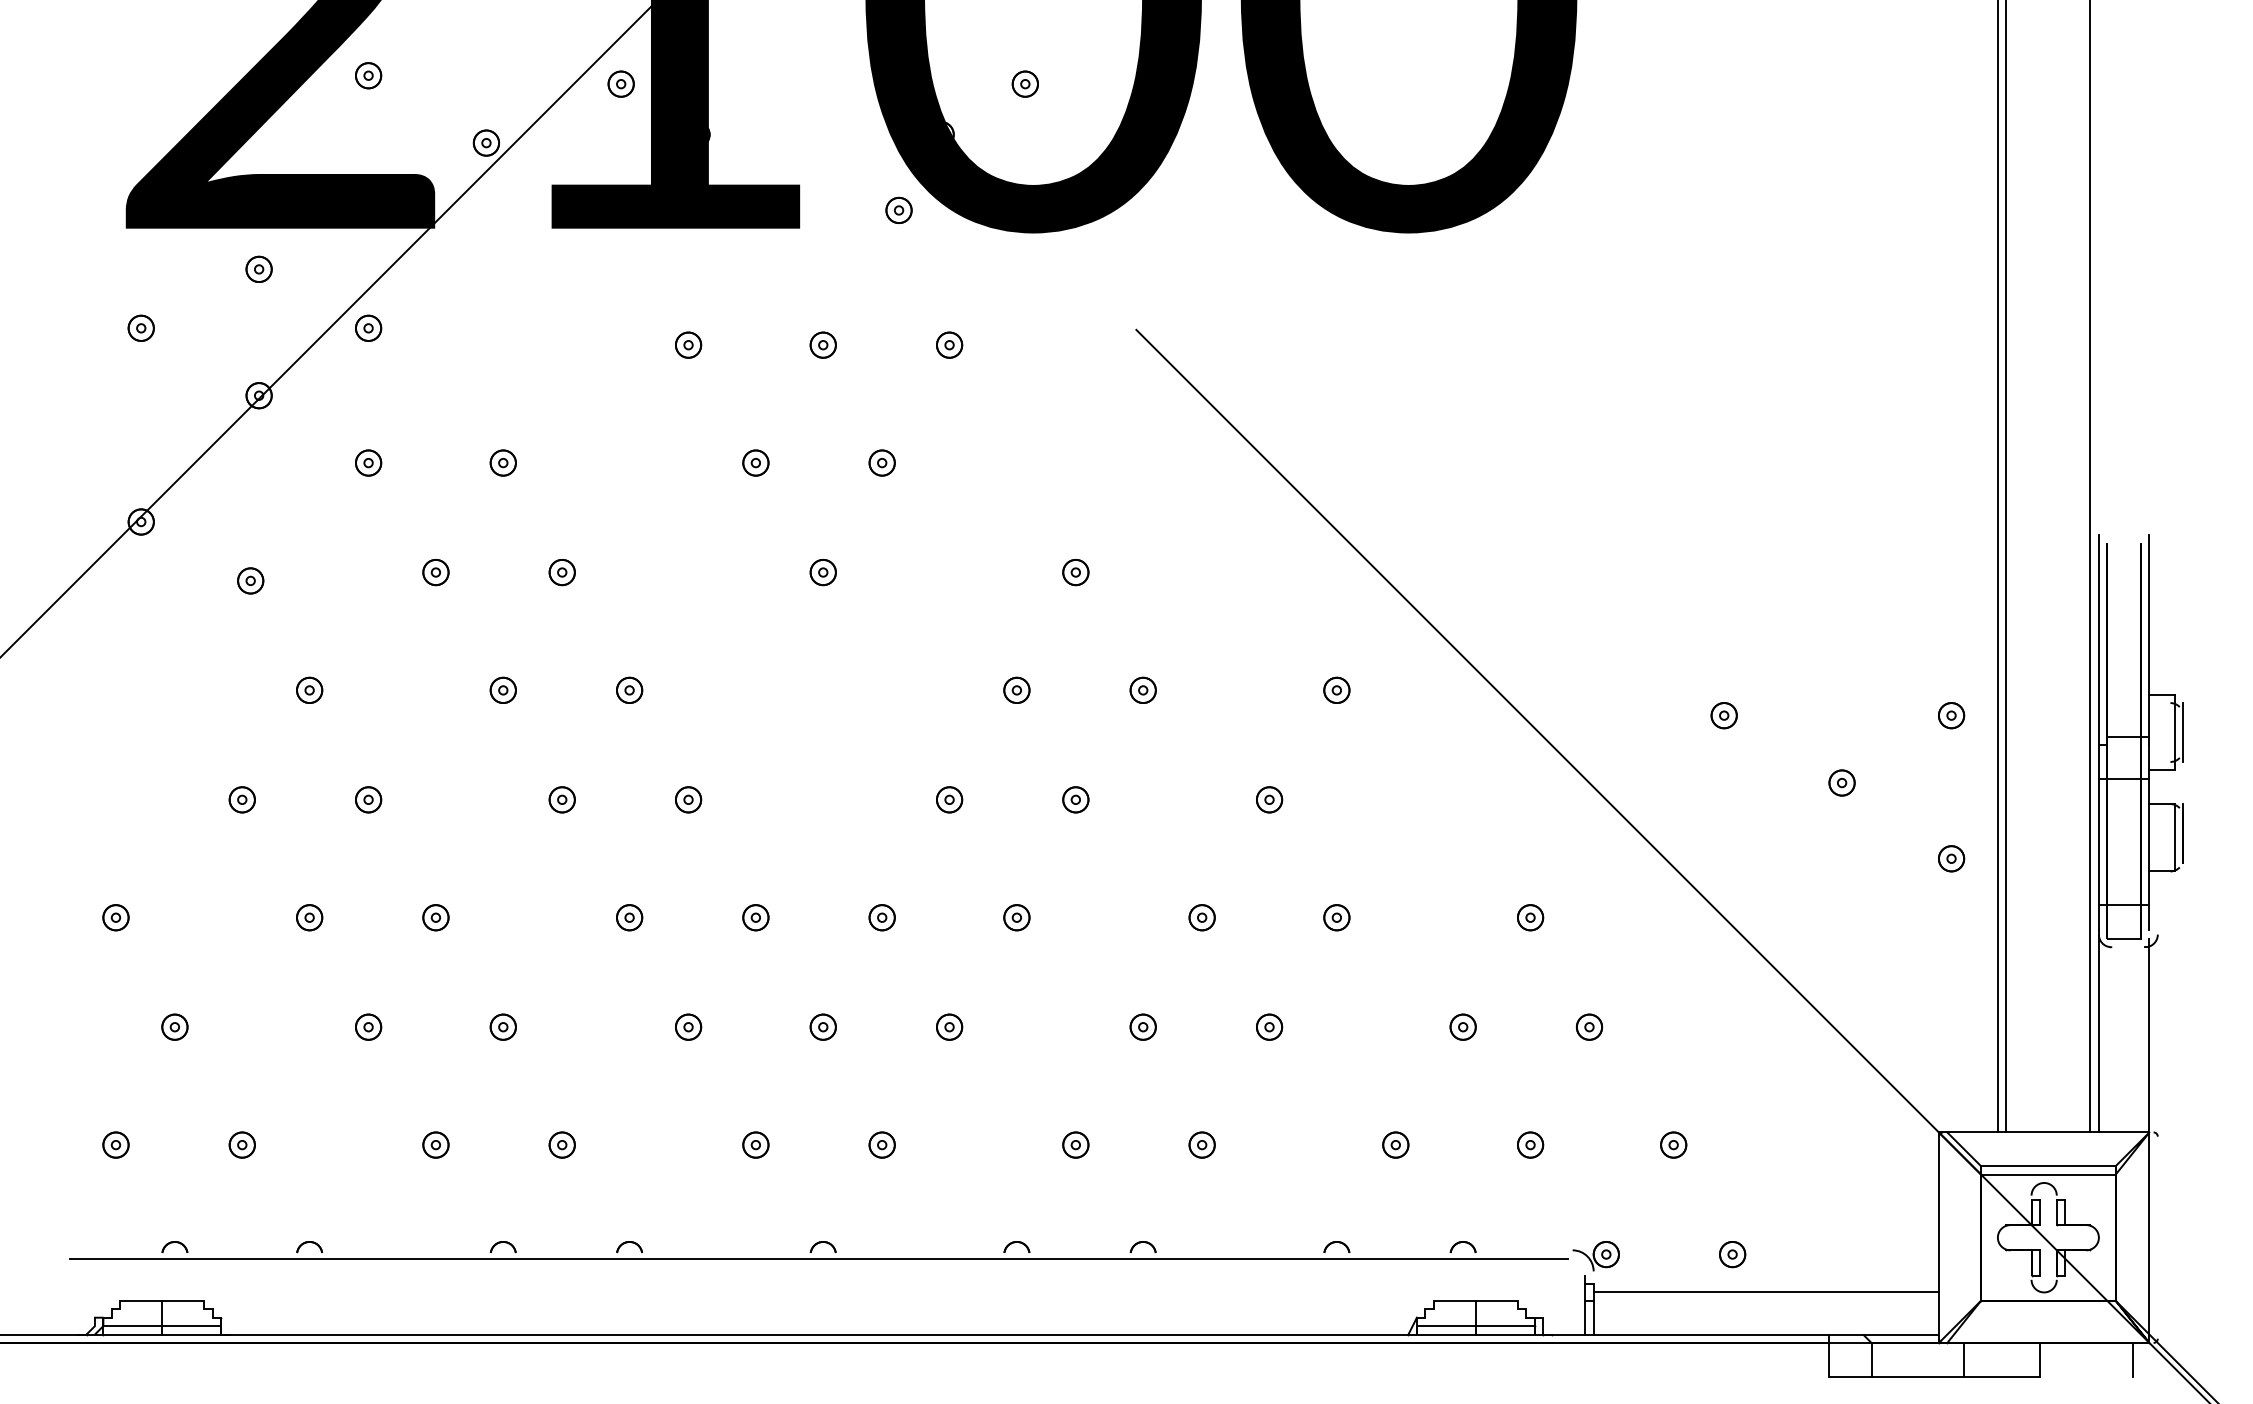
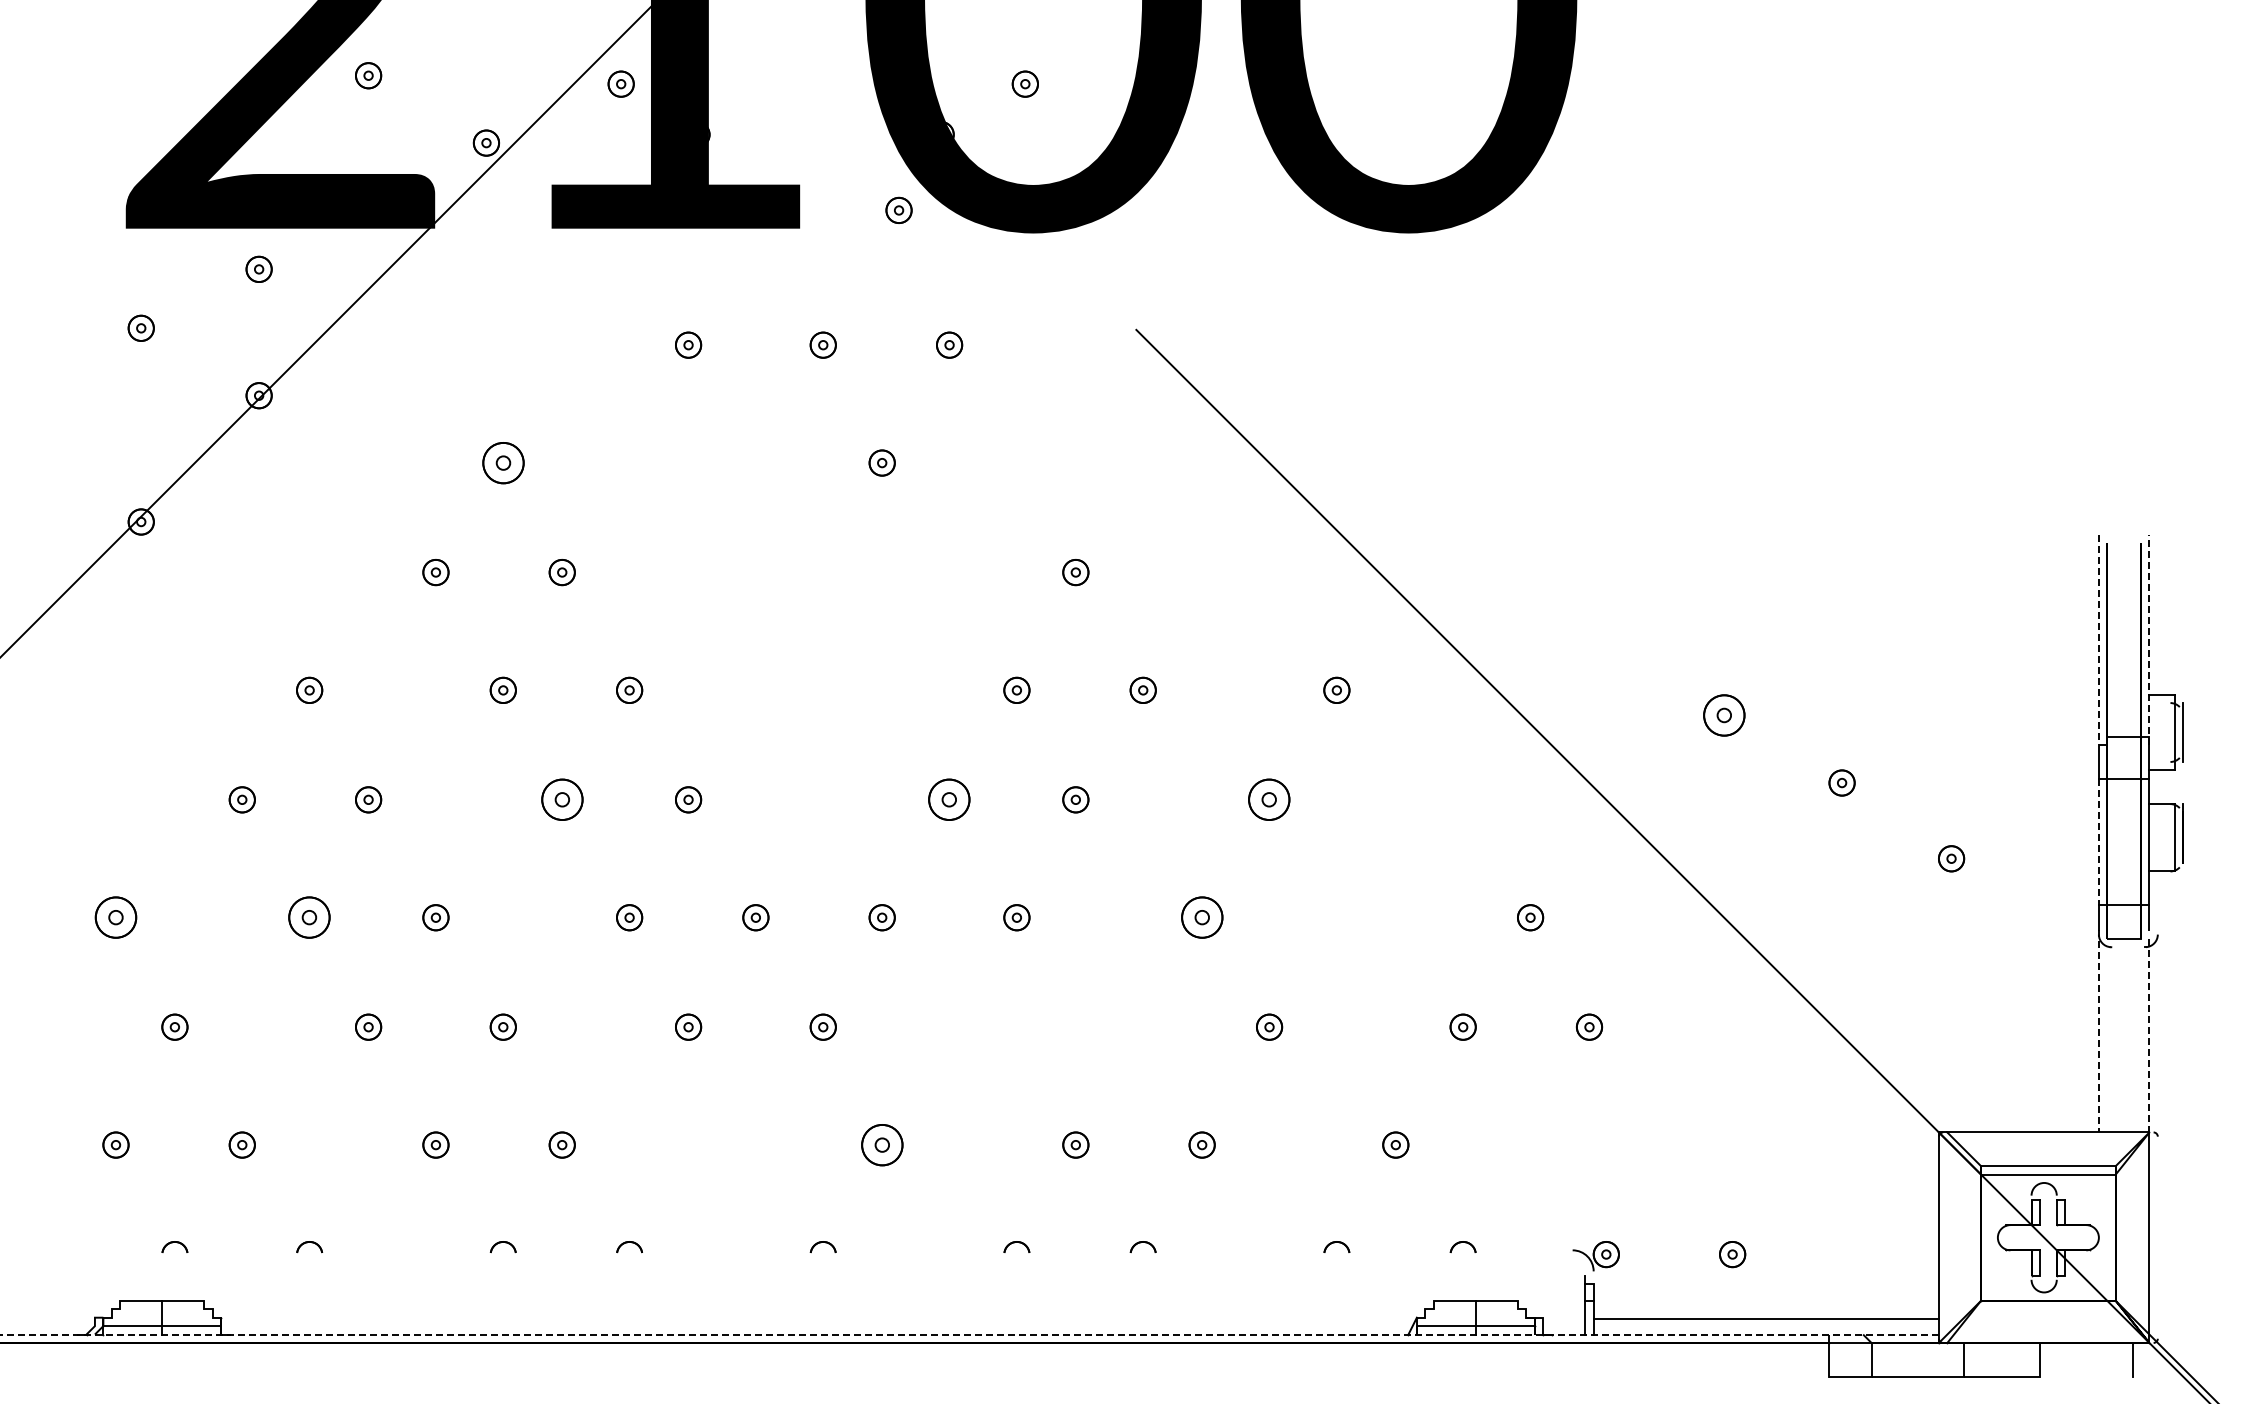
part: present -> none (368, 327)
part: present -> none (368, 462)
part size: 28x28 px -> 43x43 px (503, 463)
part: present -> none (755, 462)
line: present -> none (1997, 567)
line: present -> none (2006, 567)
line: present -> none (2090, 567)
part: present -> none (822, 572)
part: present -> none (250, 580)
line: solid -> dashed (2149, 639)
line: solid -> dashed (2098, 640)
part size: 28x28 px -> 43x43 px (1724, 715)
part: present -> none (1951, 715)
part size: 28x28 px -> 43x43 px (562, 799)
part size: 28x28 px -> 43x43 px (949, 799)
part size: 28x28 px -> 43x43 px (1269, 799)
line: solid -> dashed (2098, 842)
part size: 28x28 px -> 44x43 px (115, 917)
part size: 28x28 px -> 43x43 px (309, 917)
part size: 28x28 px -> 43x43 px (1202, 917)
part: present -> none (1336, 917)
part: present -> none (949, 1026)
part: present -> none (1142, 1026)
line: solid -> dashed (2098, 1031)
line: solid -> dashed (2149, 1035)
part: present -> none (755, 1144)
part size: 28x28 px -> 43x43 px (882, 1145)
part: present -> none (1530, 1144)
part: present -> none (1673, 1144)
line: present -> none (818, 1258)
line position: (1765, 1292) -> (1765, 1319) (1765, 1319)
line: solid -> dashed (970, 1334)
